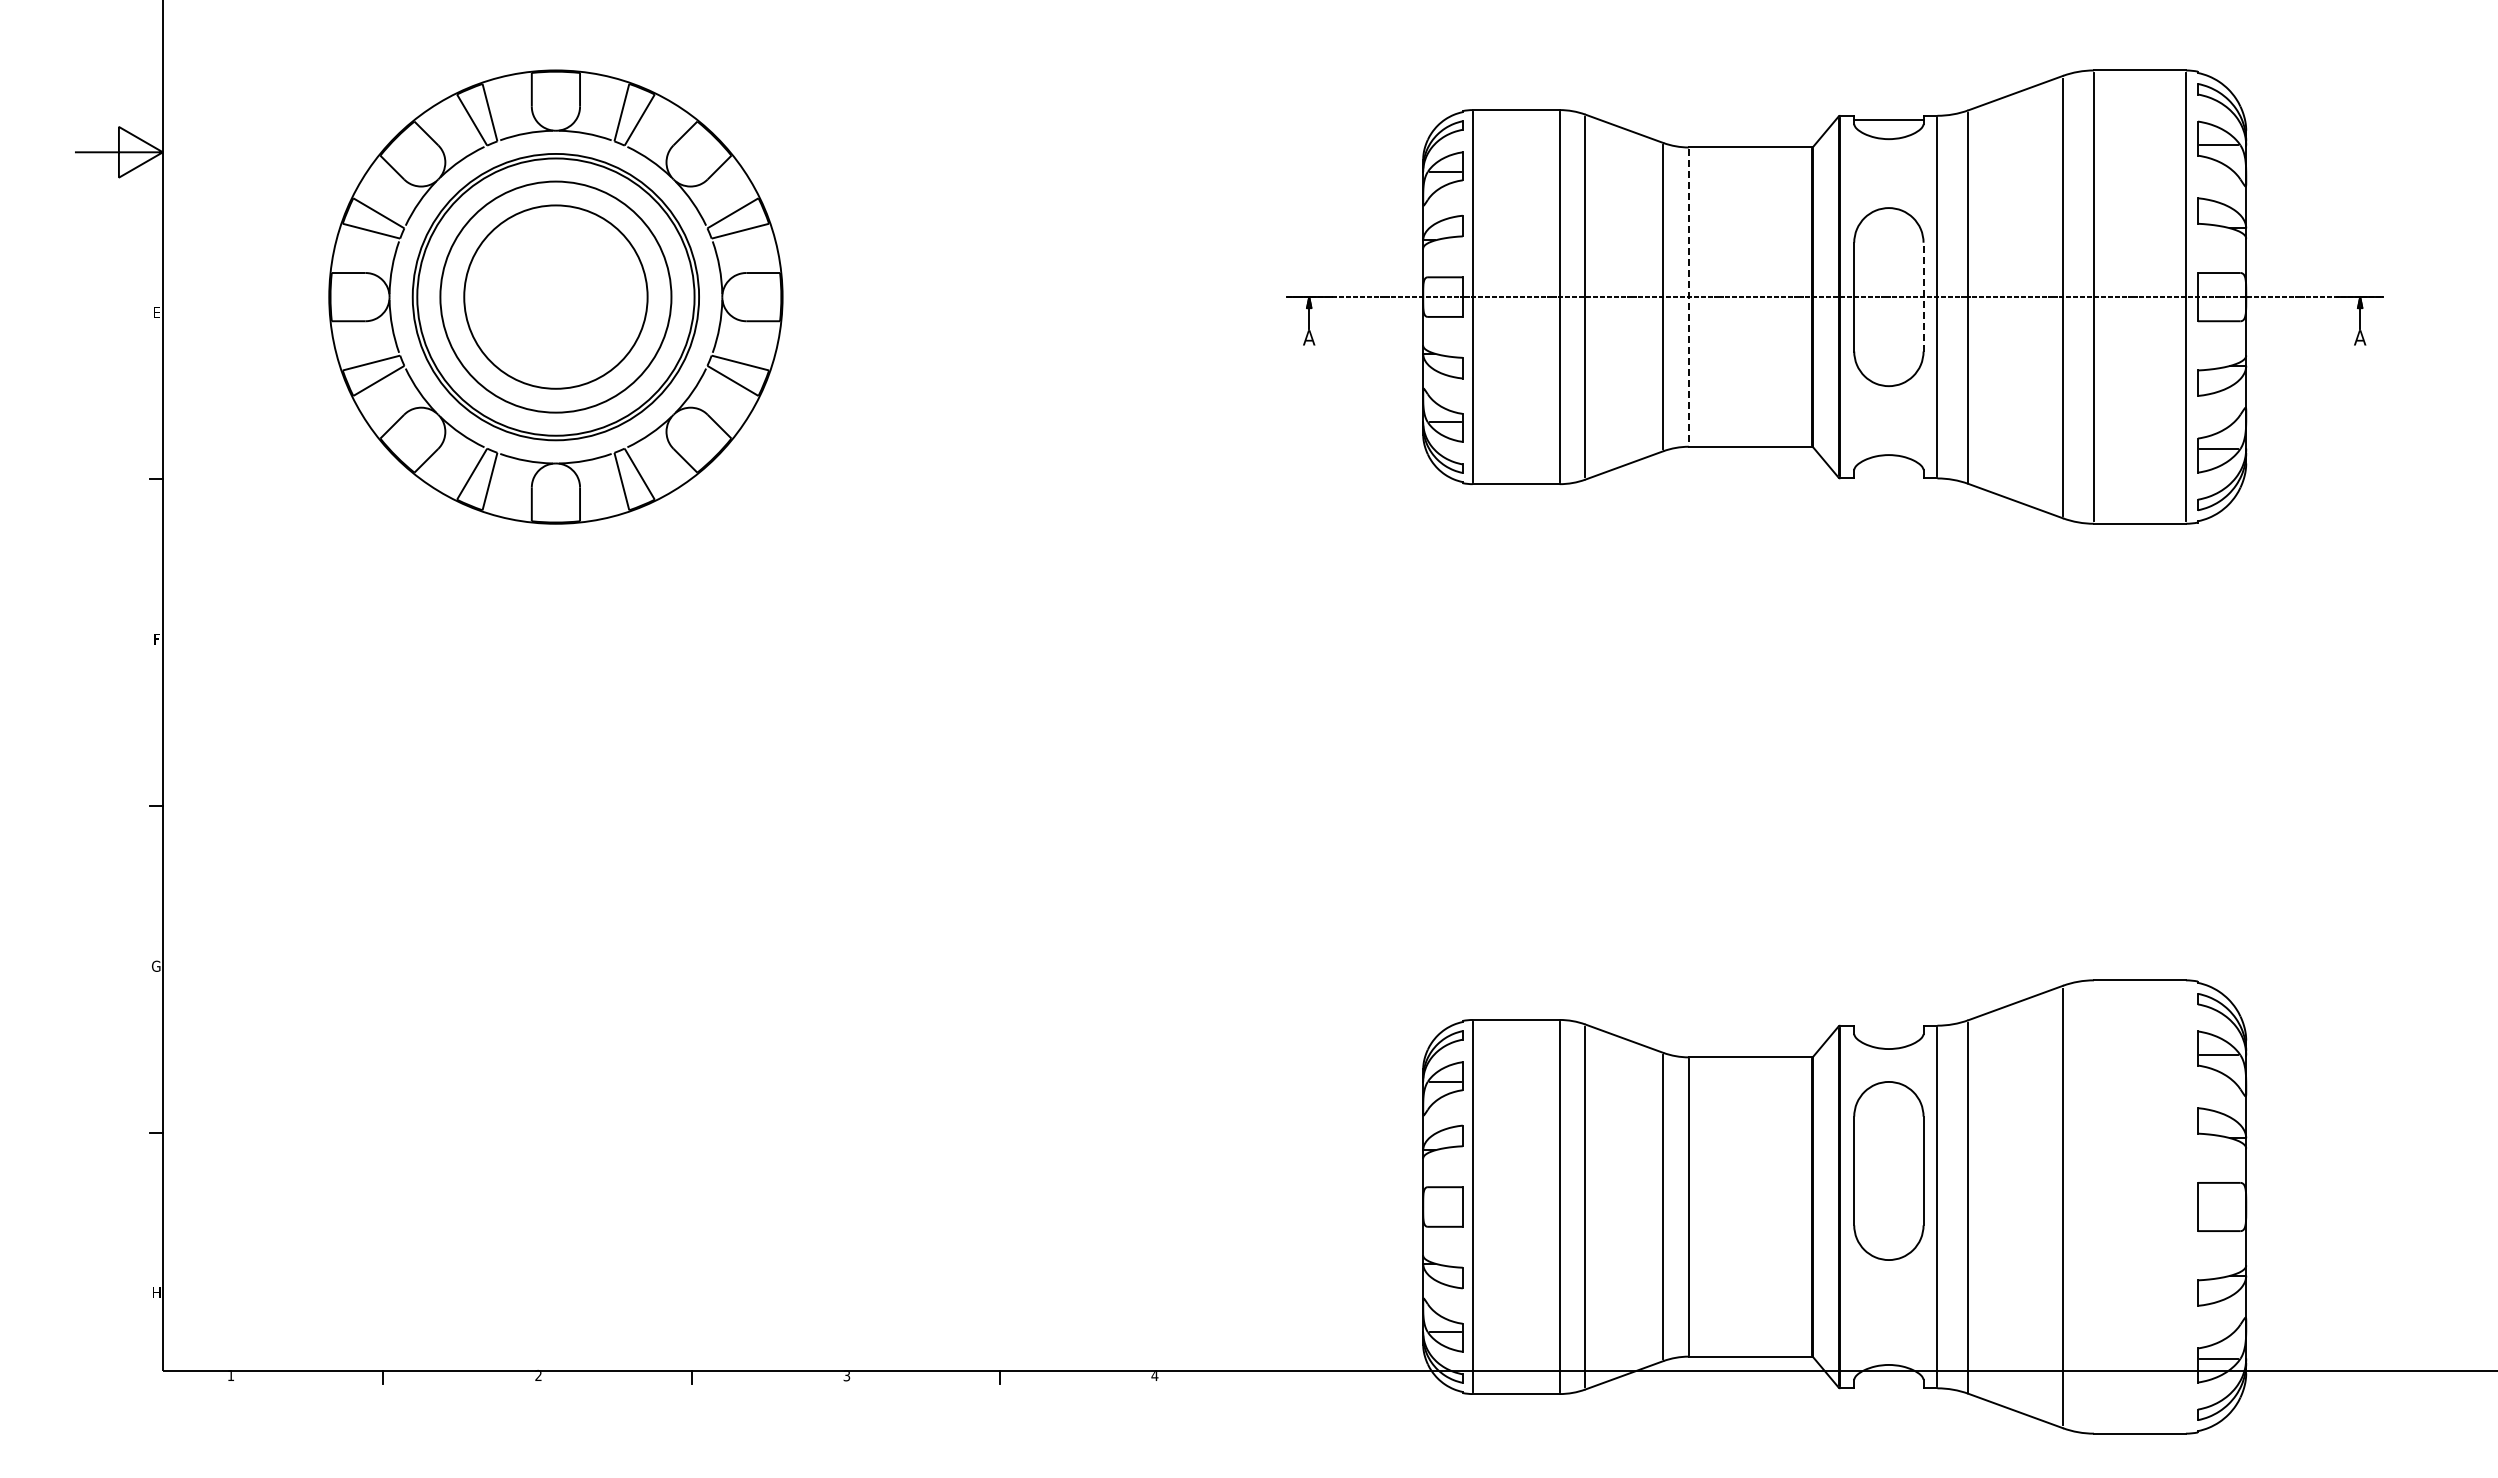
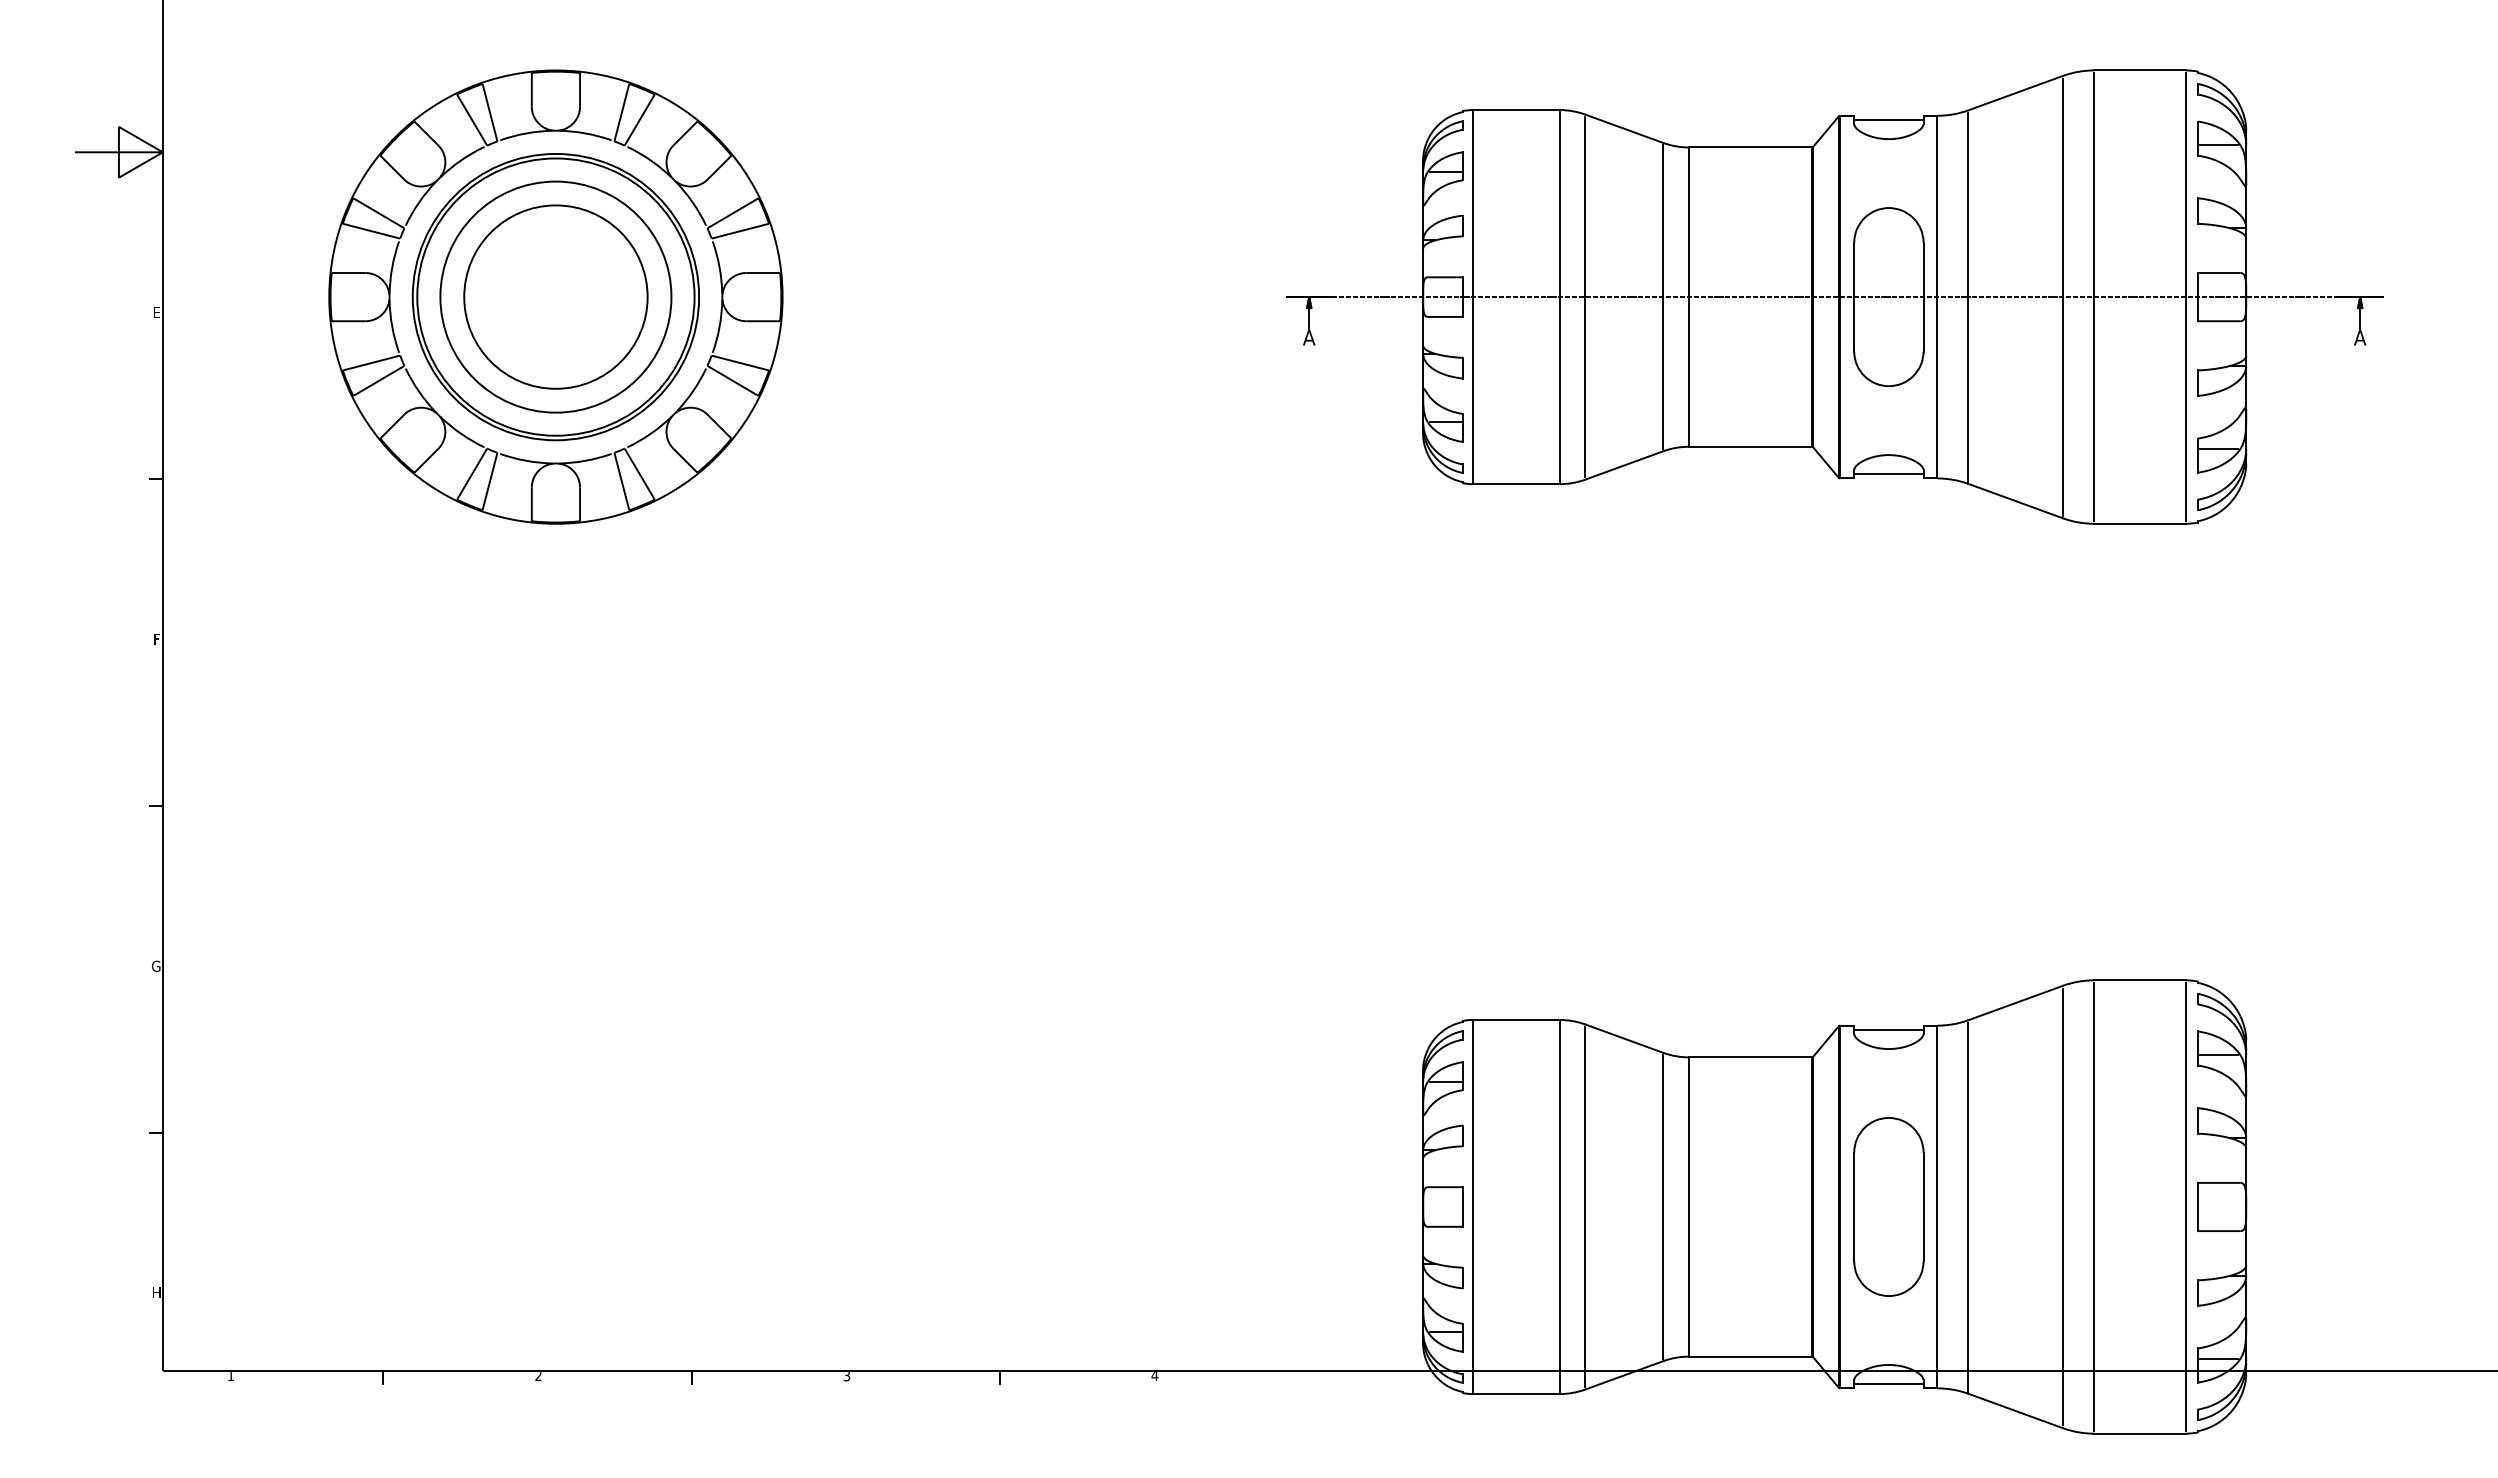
line: dashed -> solid (1923, 296)
line: dashed -> solid (1688, 297)
line: none -> present (1888, 473)
line: none -> present (1888, 1030)
part position: (1888, 1170) -> (1888, 1206) (1888, 1206)
line: none -> present (2093, 1206)
line: none -> present (2185, 1206)
line: none -> present (1888, 1383)
